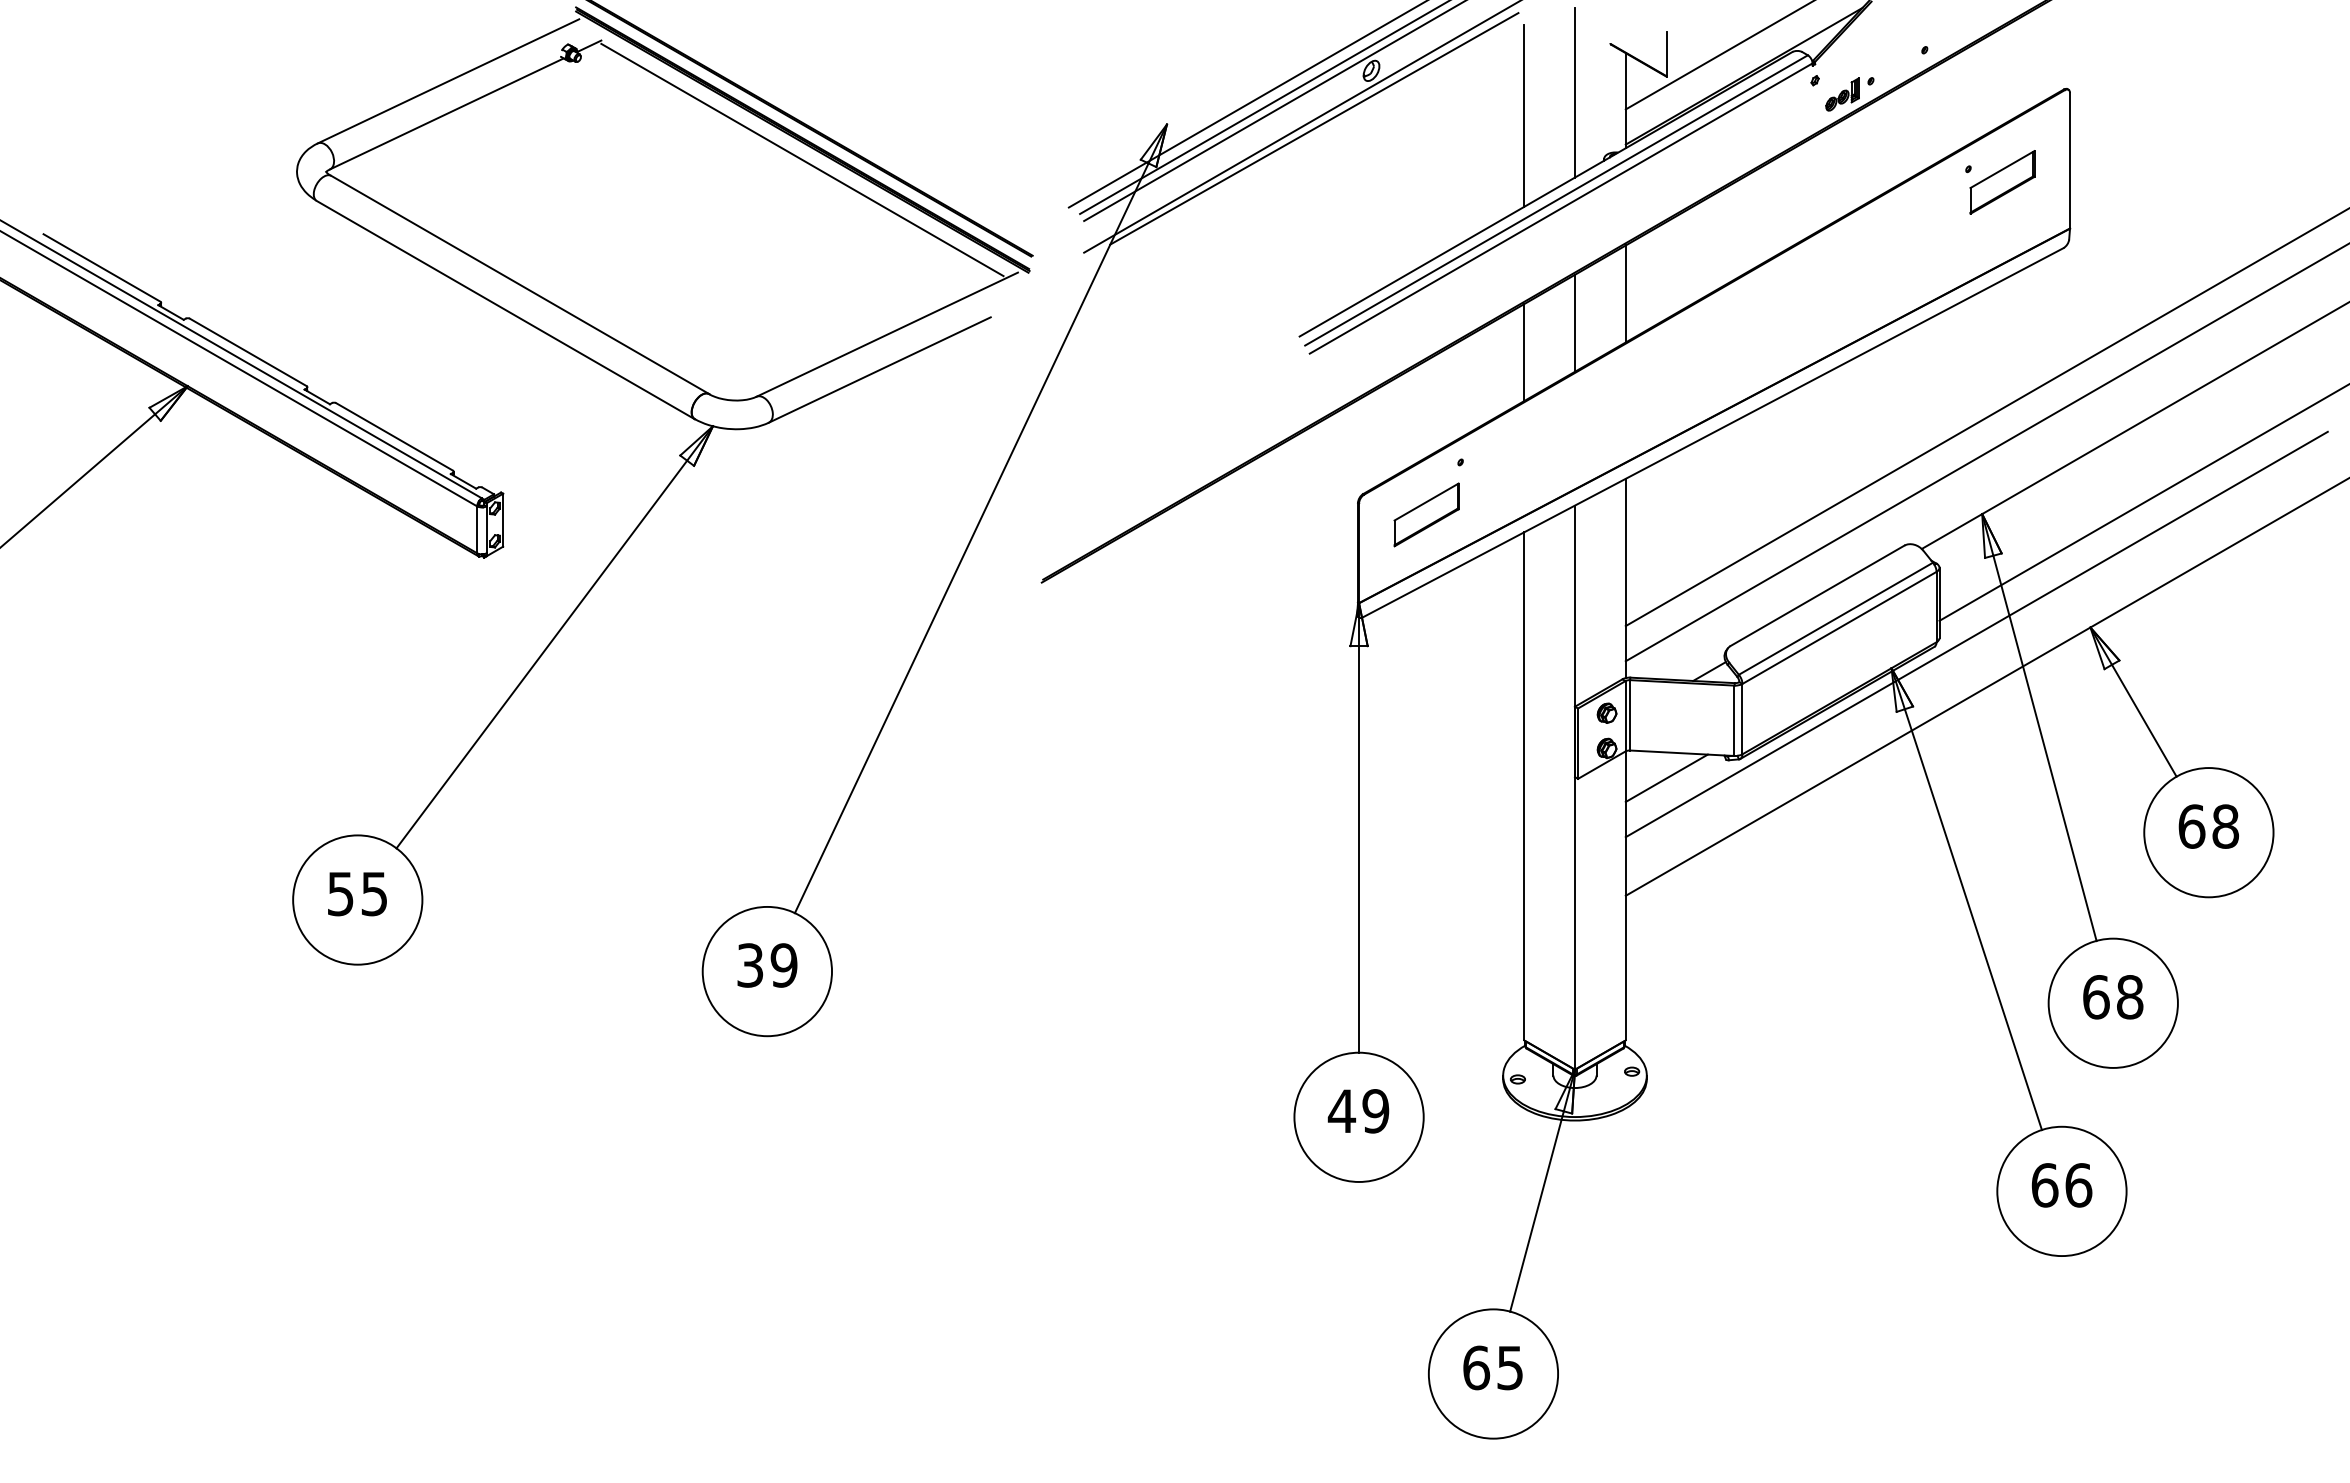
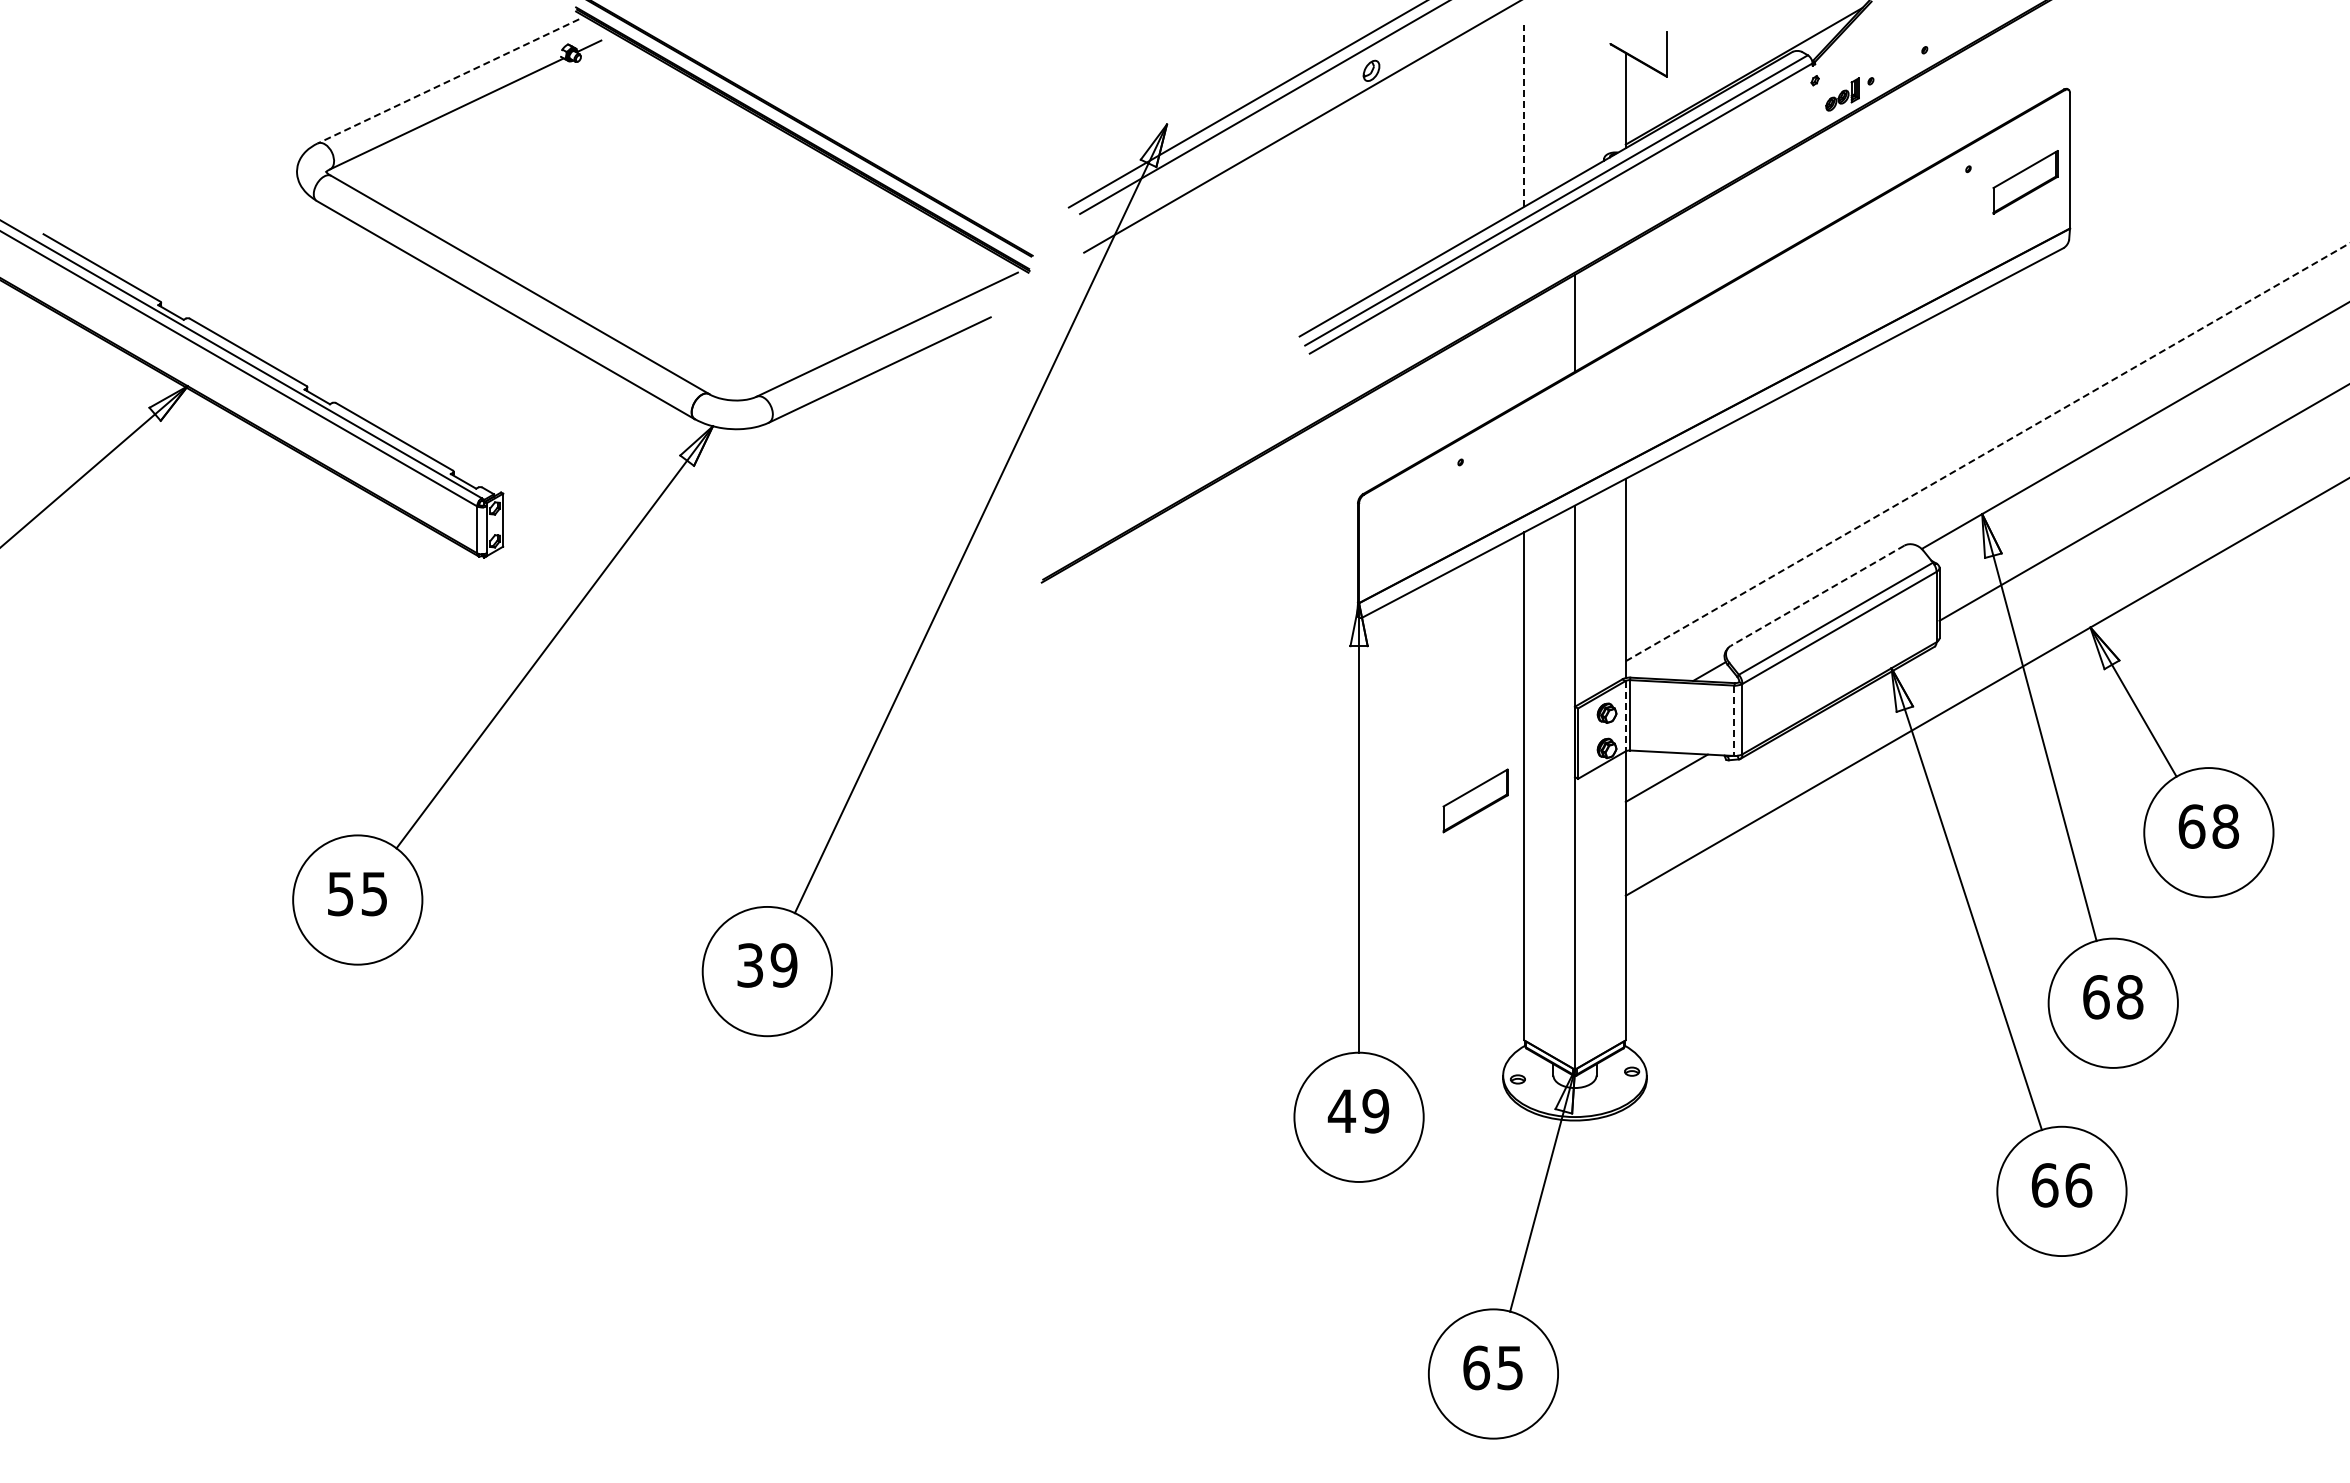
line: present -> none (1718, 55)
line: solid -> dashed (448, 81)
line: present -> none (1575, 92)
line: present -> none (1273, 111)
line: solid -> dashed (1524, 115)
line: present -> none (1314, 128)
line: present -> none (802, 159)
part position: (2002, 182) -> (2025, 182) (2025, 182)
line: present -> none (1625, 293)
line: present -> none (1524, 352)
line: present -> none (1985, 417)
line: solid -> dashed (1988, 451)
part position: (1426, 514) -> (1475, 800) (1475, 800)
line: solid -> dashed (1817, 596)
line: present -> none (1976, 634)
line: solid -> dashed (1625, 716)
line: solid -> dashed (1734, 721)
